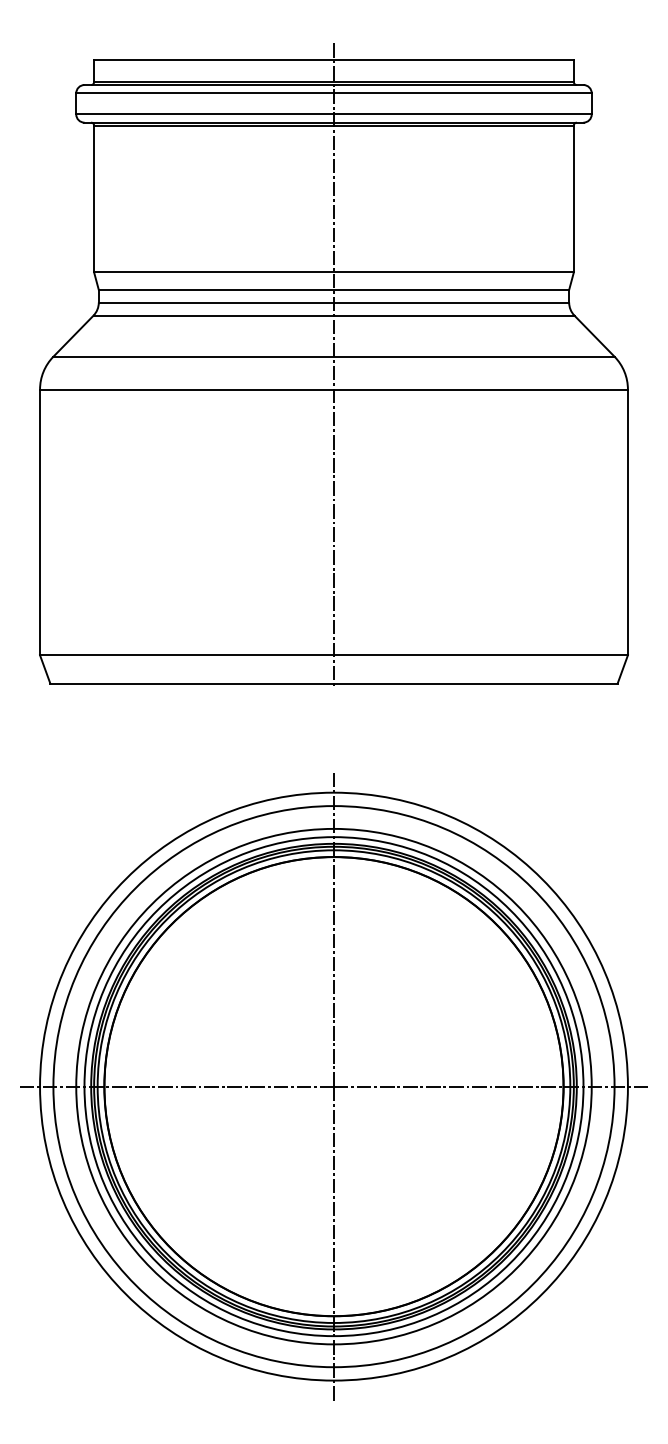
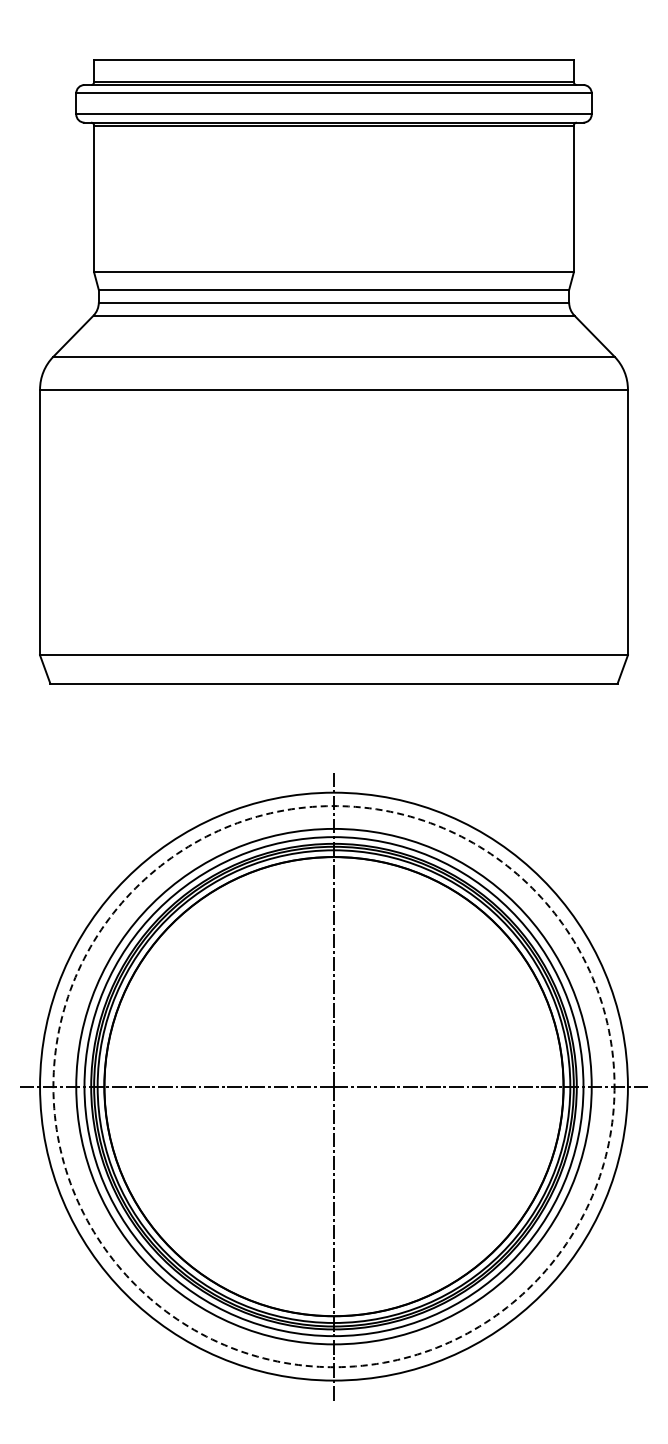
line: present -> none (334, 365)
circle: solid -> dashed (333, 1086)
